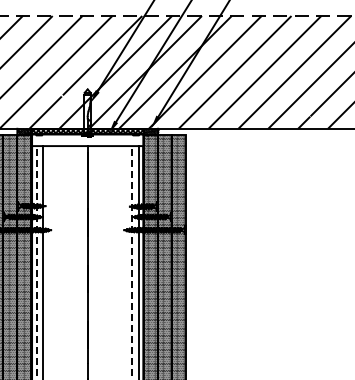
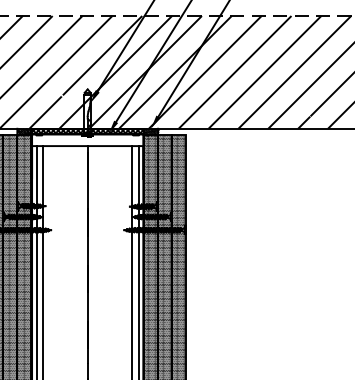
line: dashed -> solid (36, 262)
line: dashed -> solid (132, 262)
